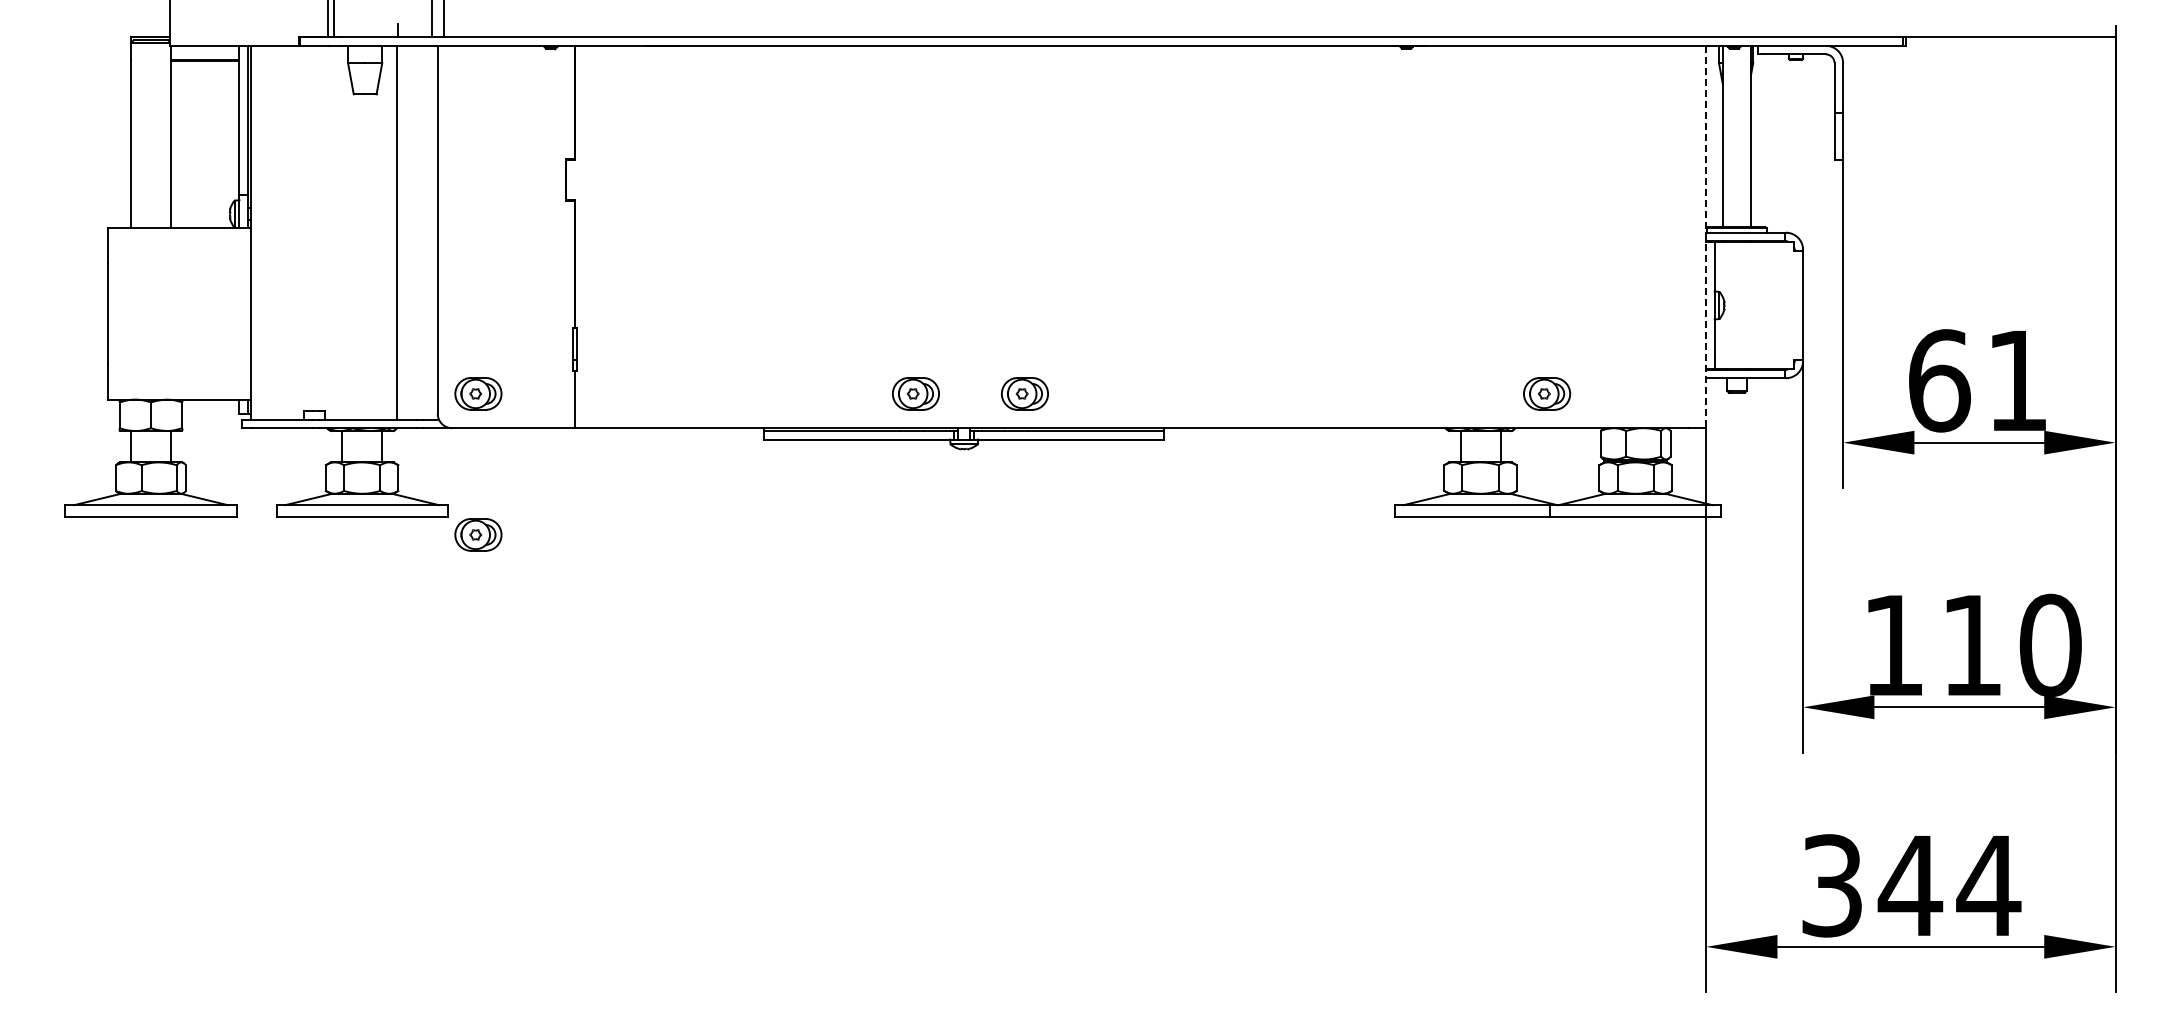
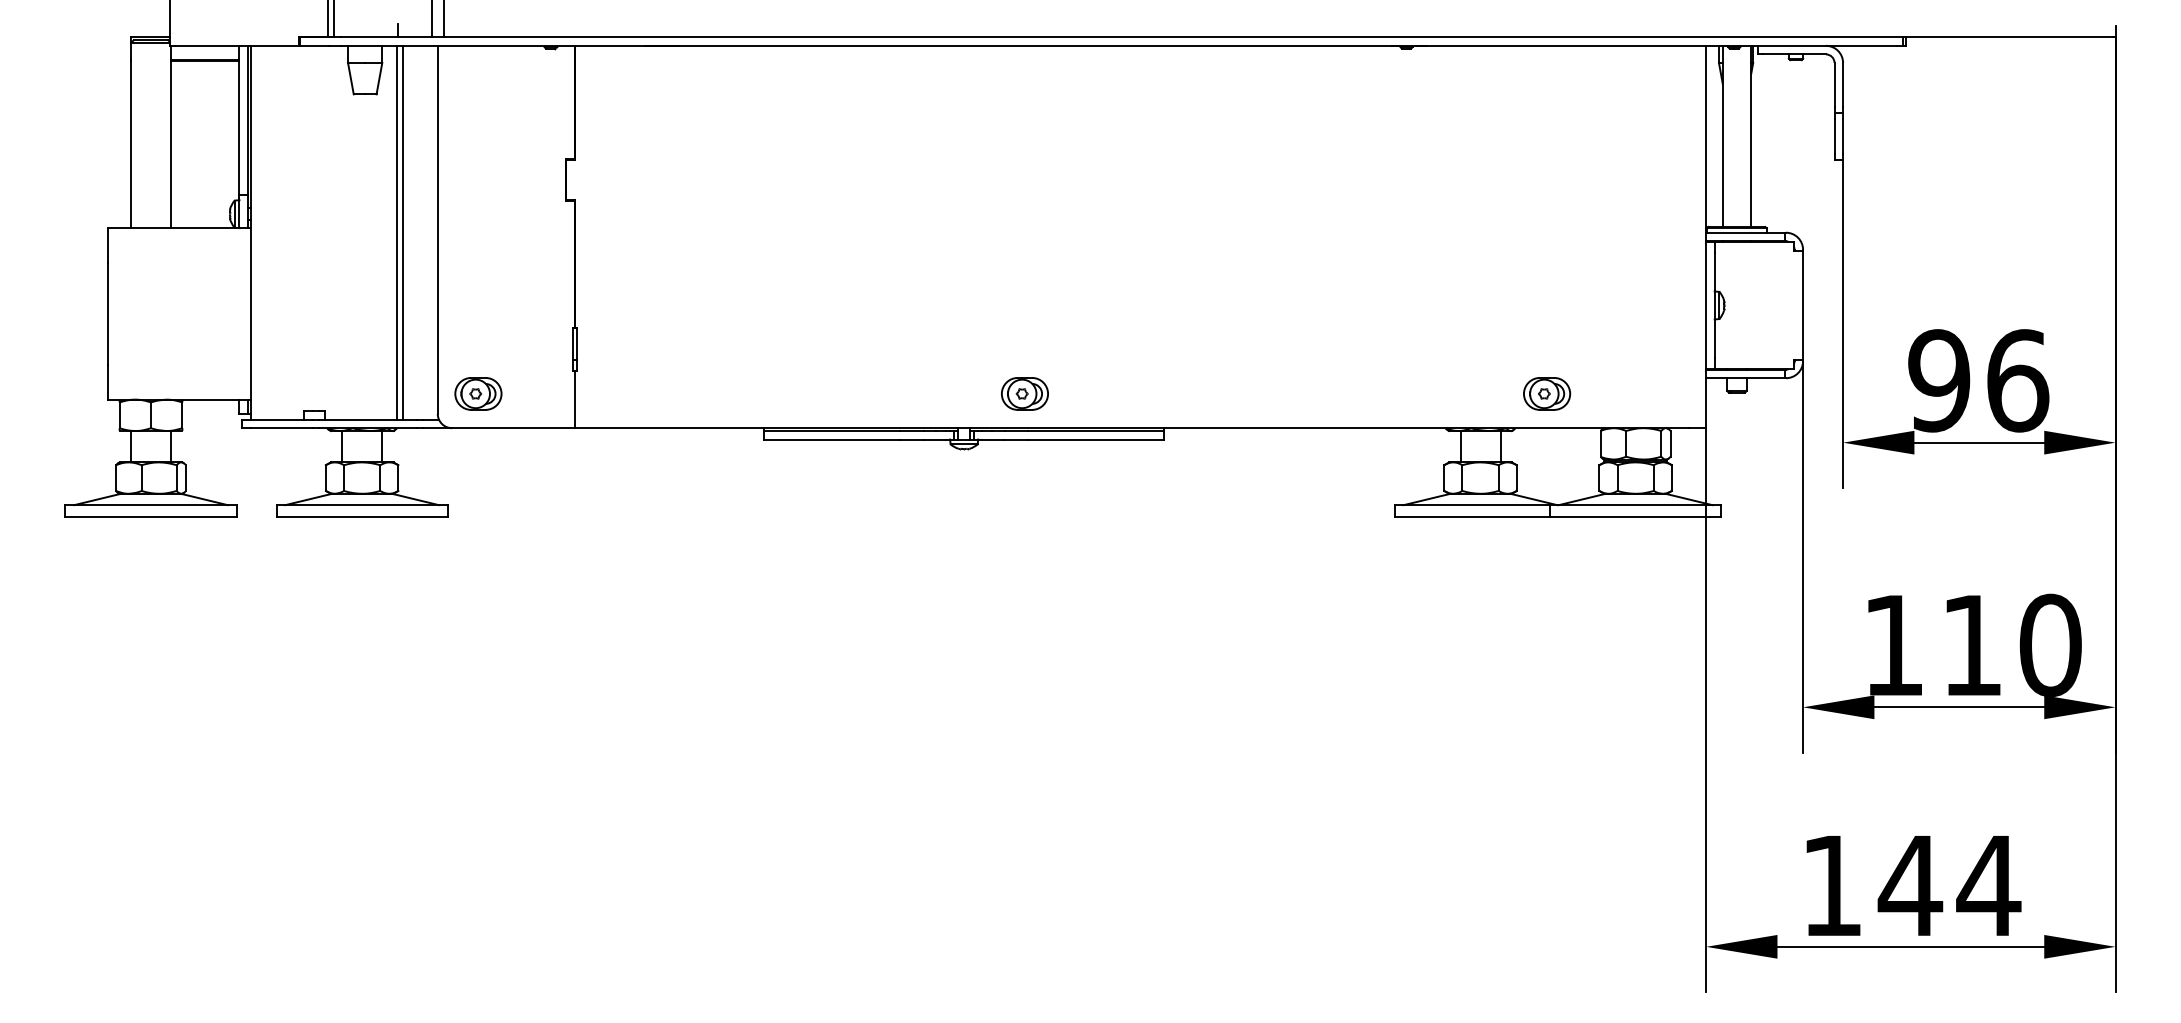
line: none -> present (403, 232)
line: dashed -> solid (1706, 237)
text: 61 -> 96 (1978, 380)
part: present -> none (915, 393)
part: present -> none (478, 534)
text: 344 -> 144 (1831, 885)
